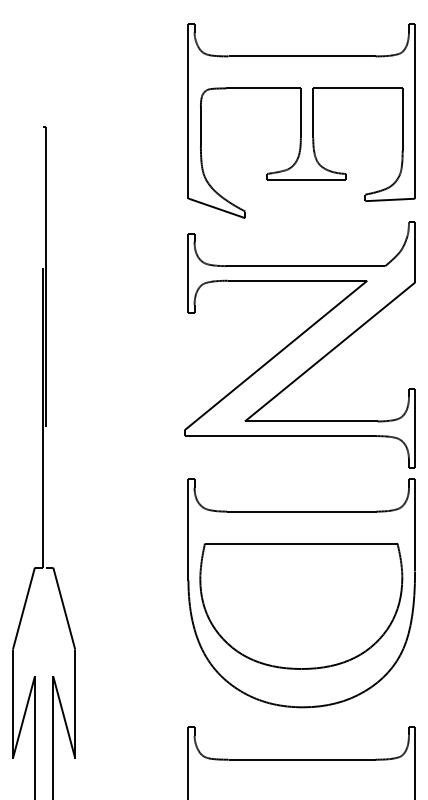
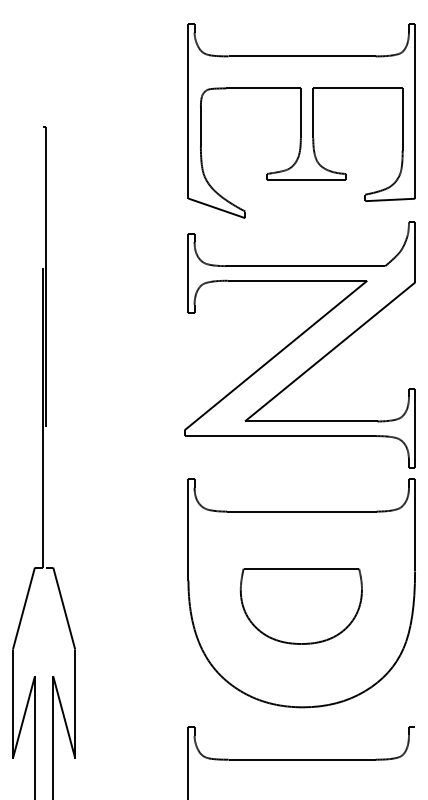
part size: 205x127 px -> 124x77 px (300, 606)
line: present -> none (415, 761)
